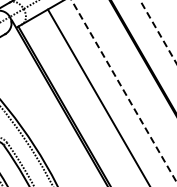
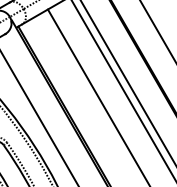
line: dashed -> solid (158, 31)
line: none -> present (127, 81)
line: dashed -> solid (124, 91)
line: none -> present (39, 118)
